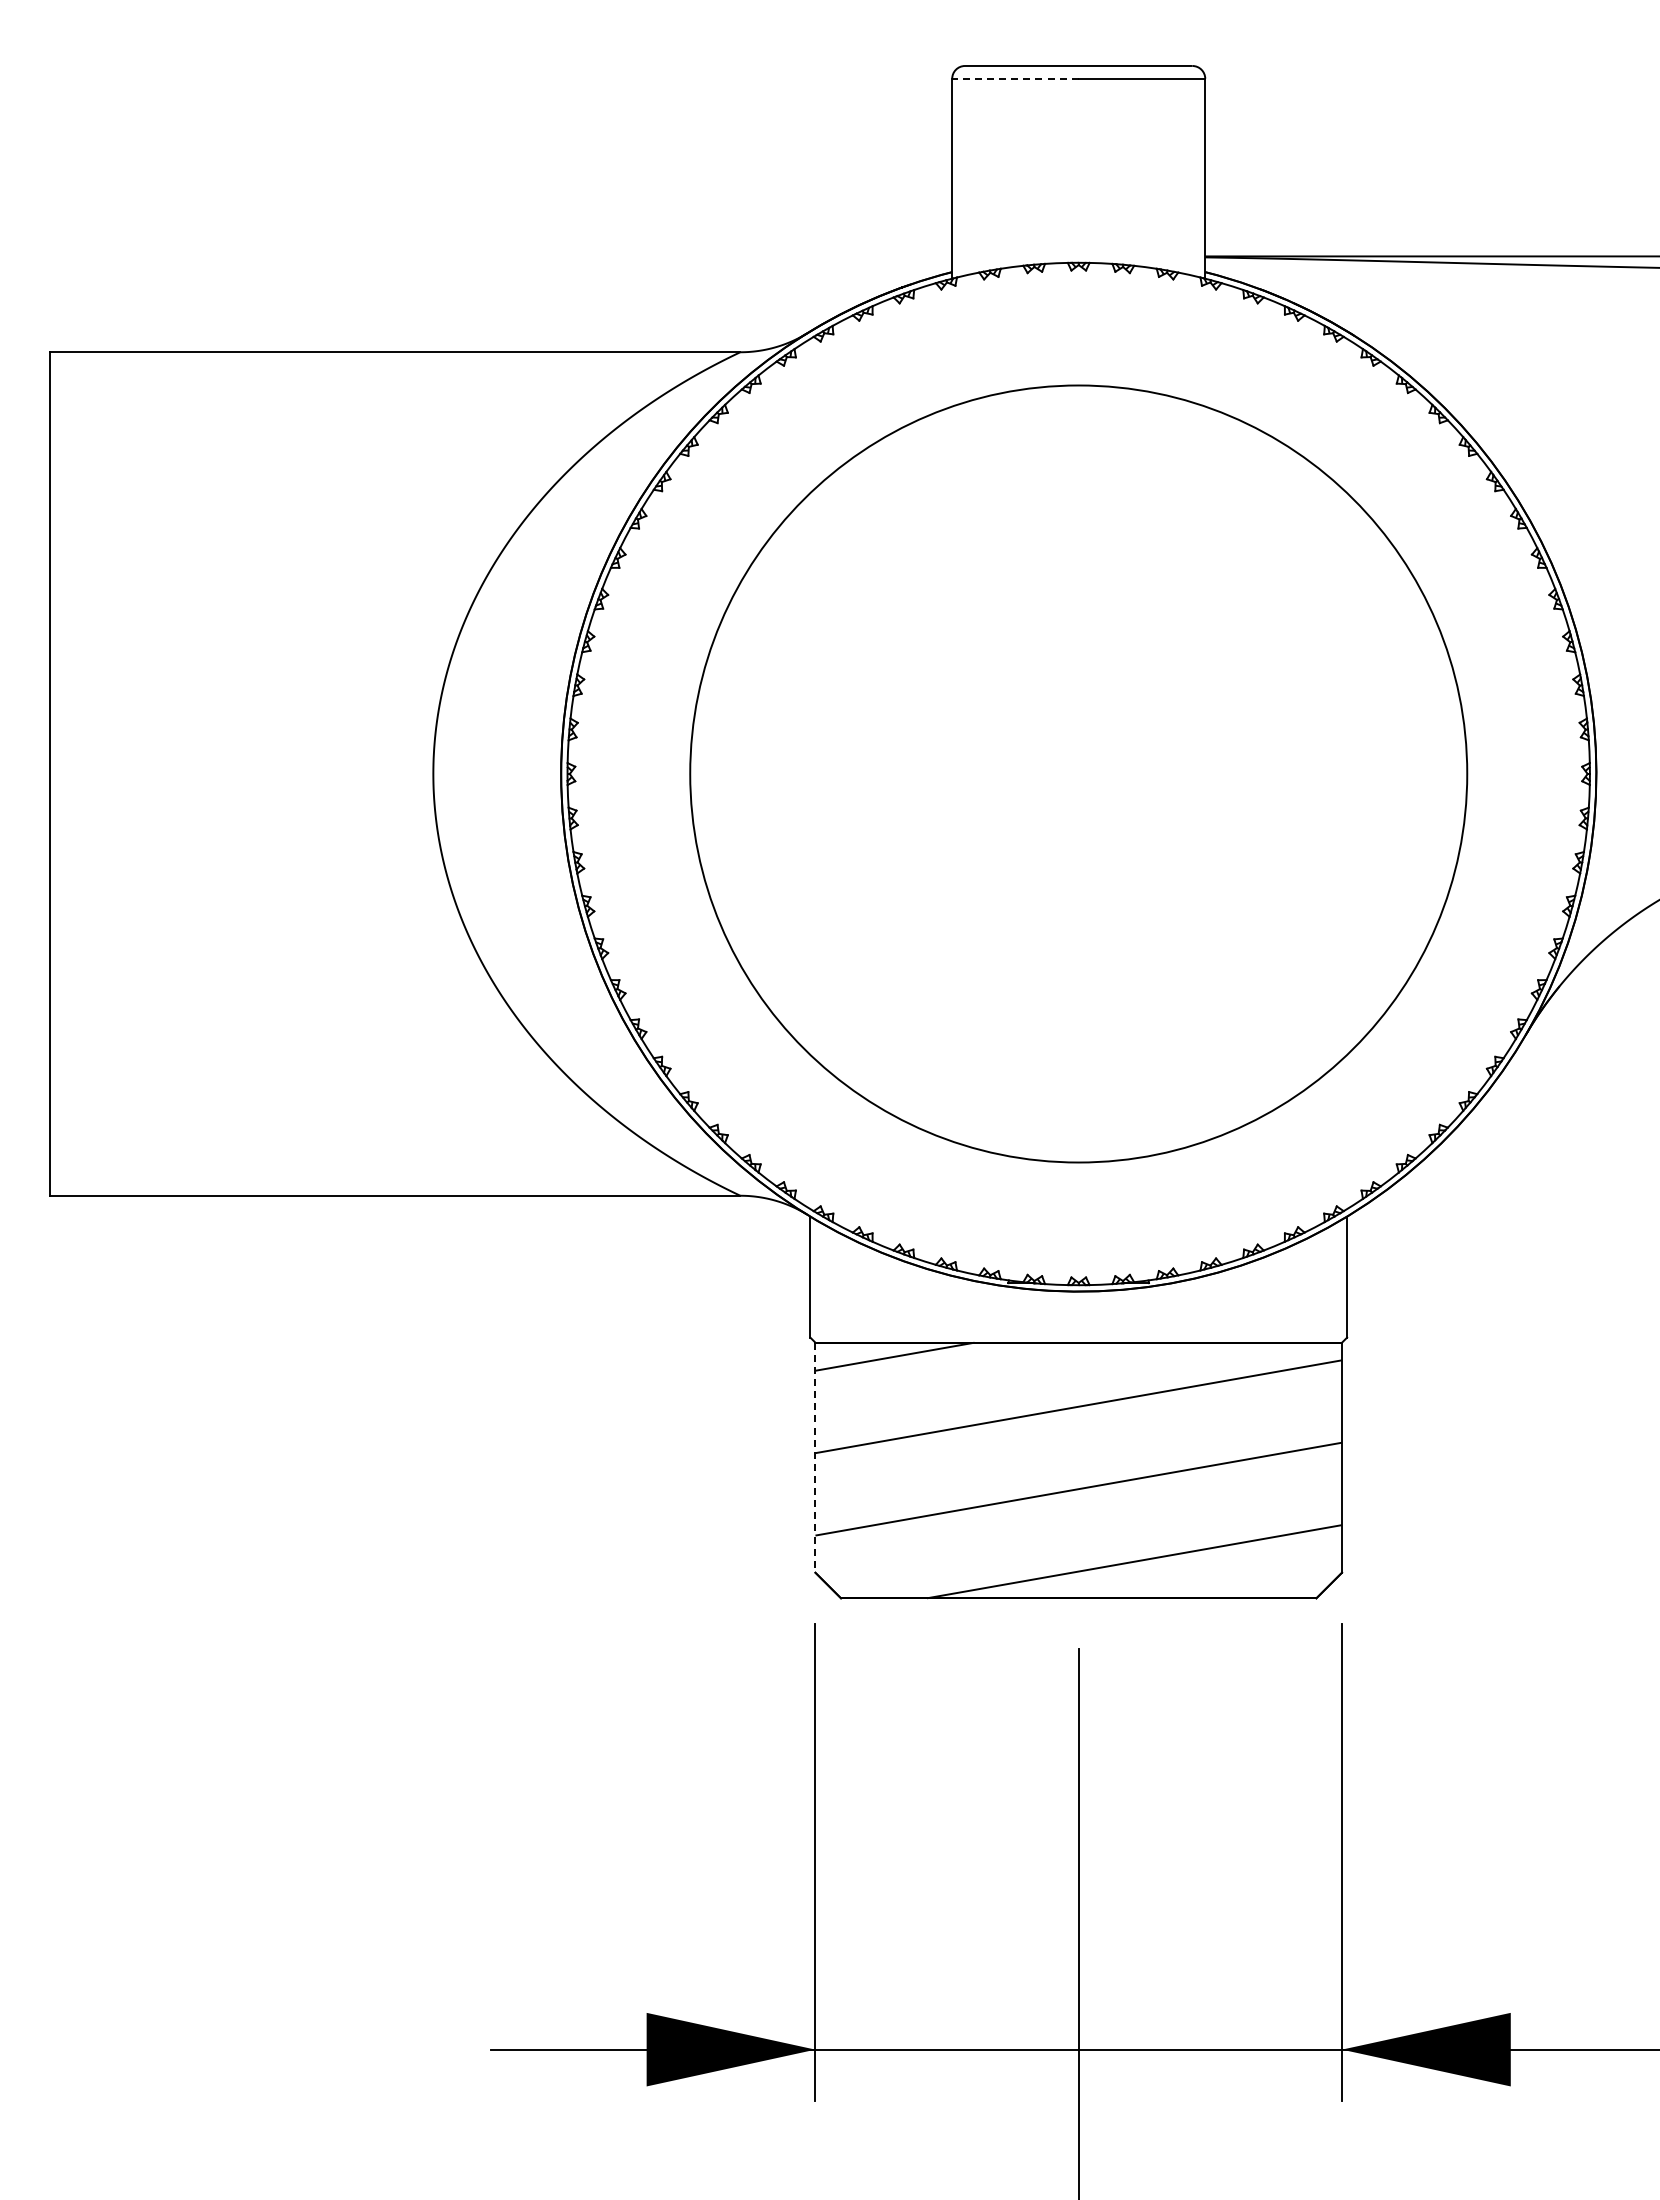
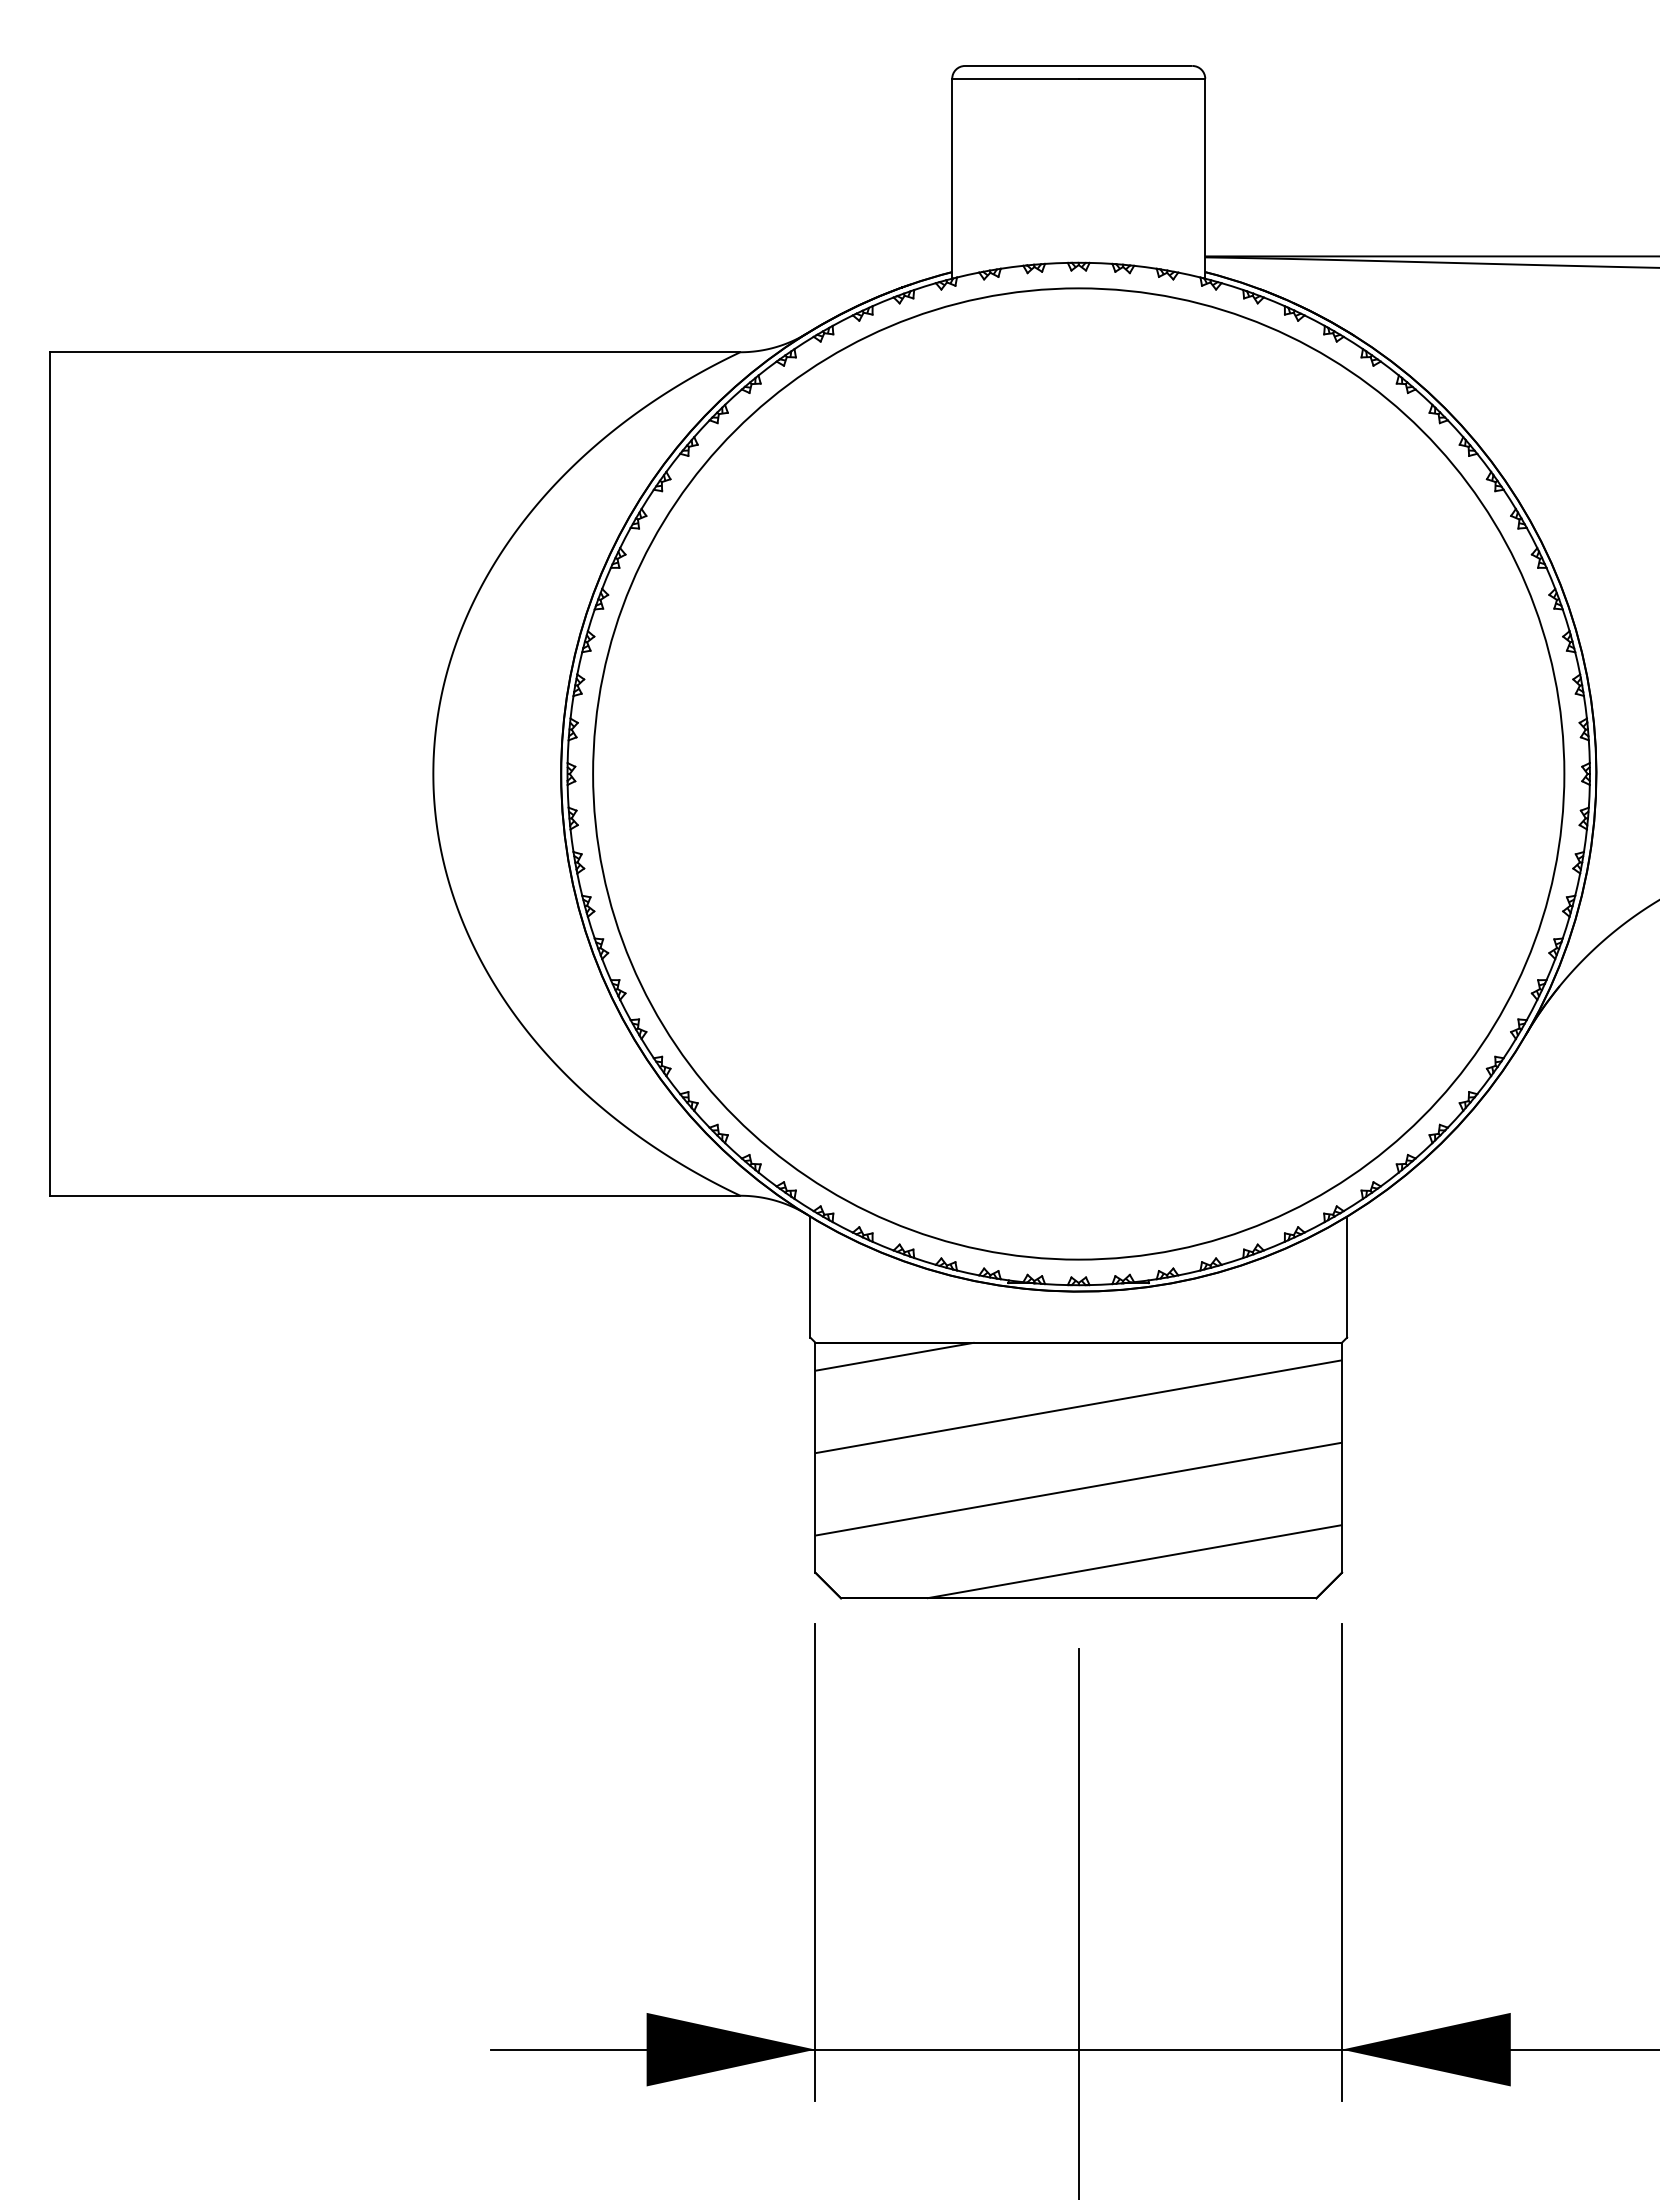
line: dashed -> solid (1014, 78)
circle diameter: 777 px -> 971 px (1078, 773)
line: dashed -> solid (815, 1458)
